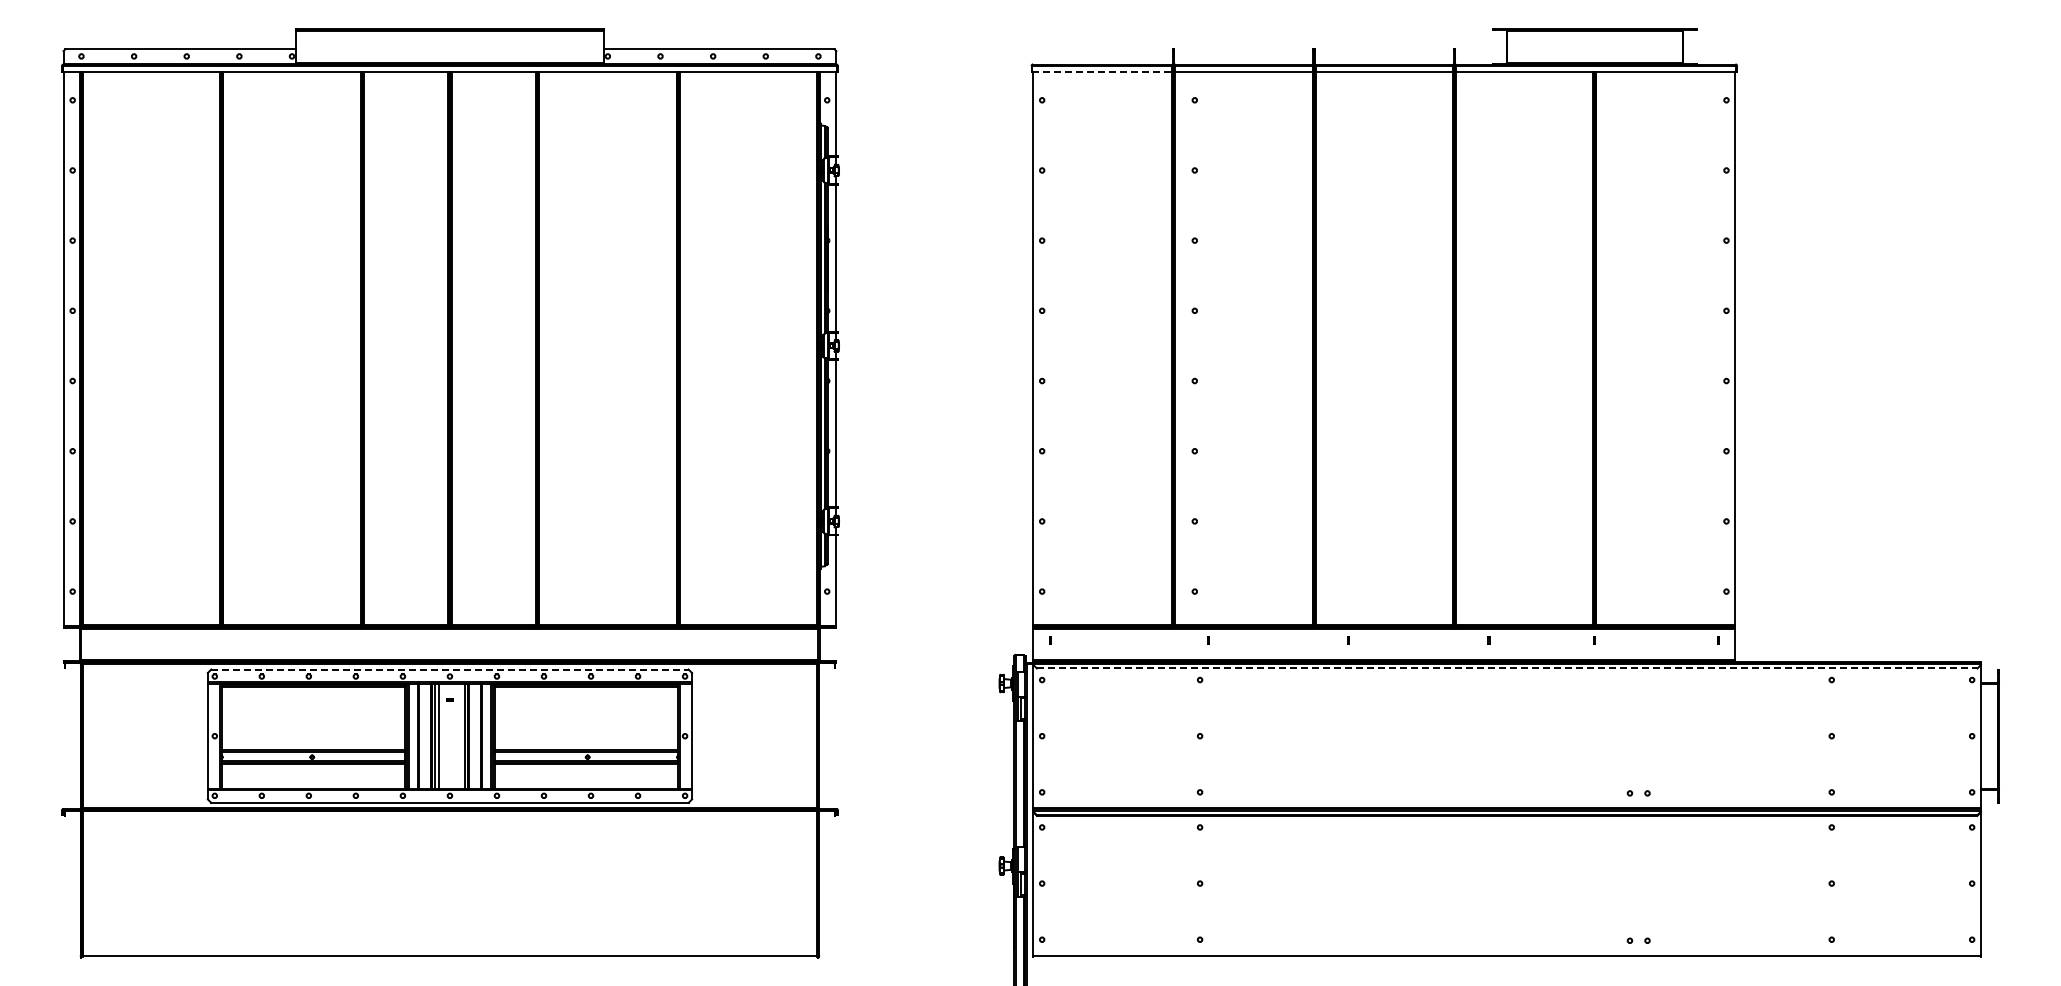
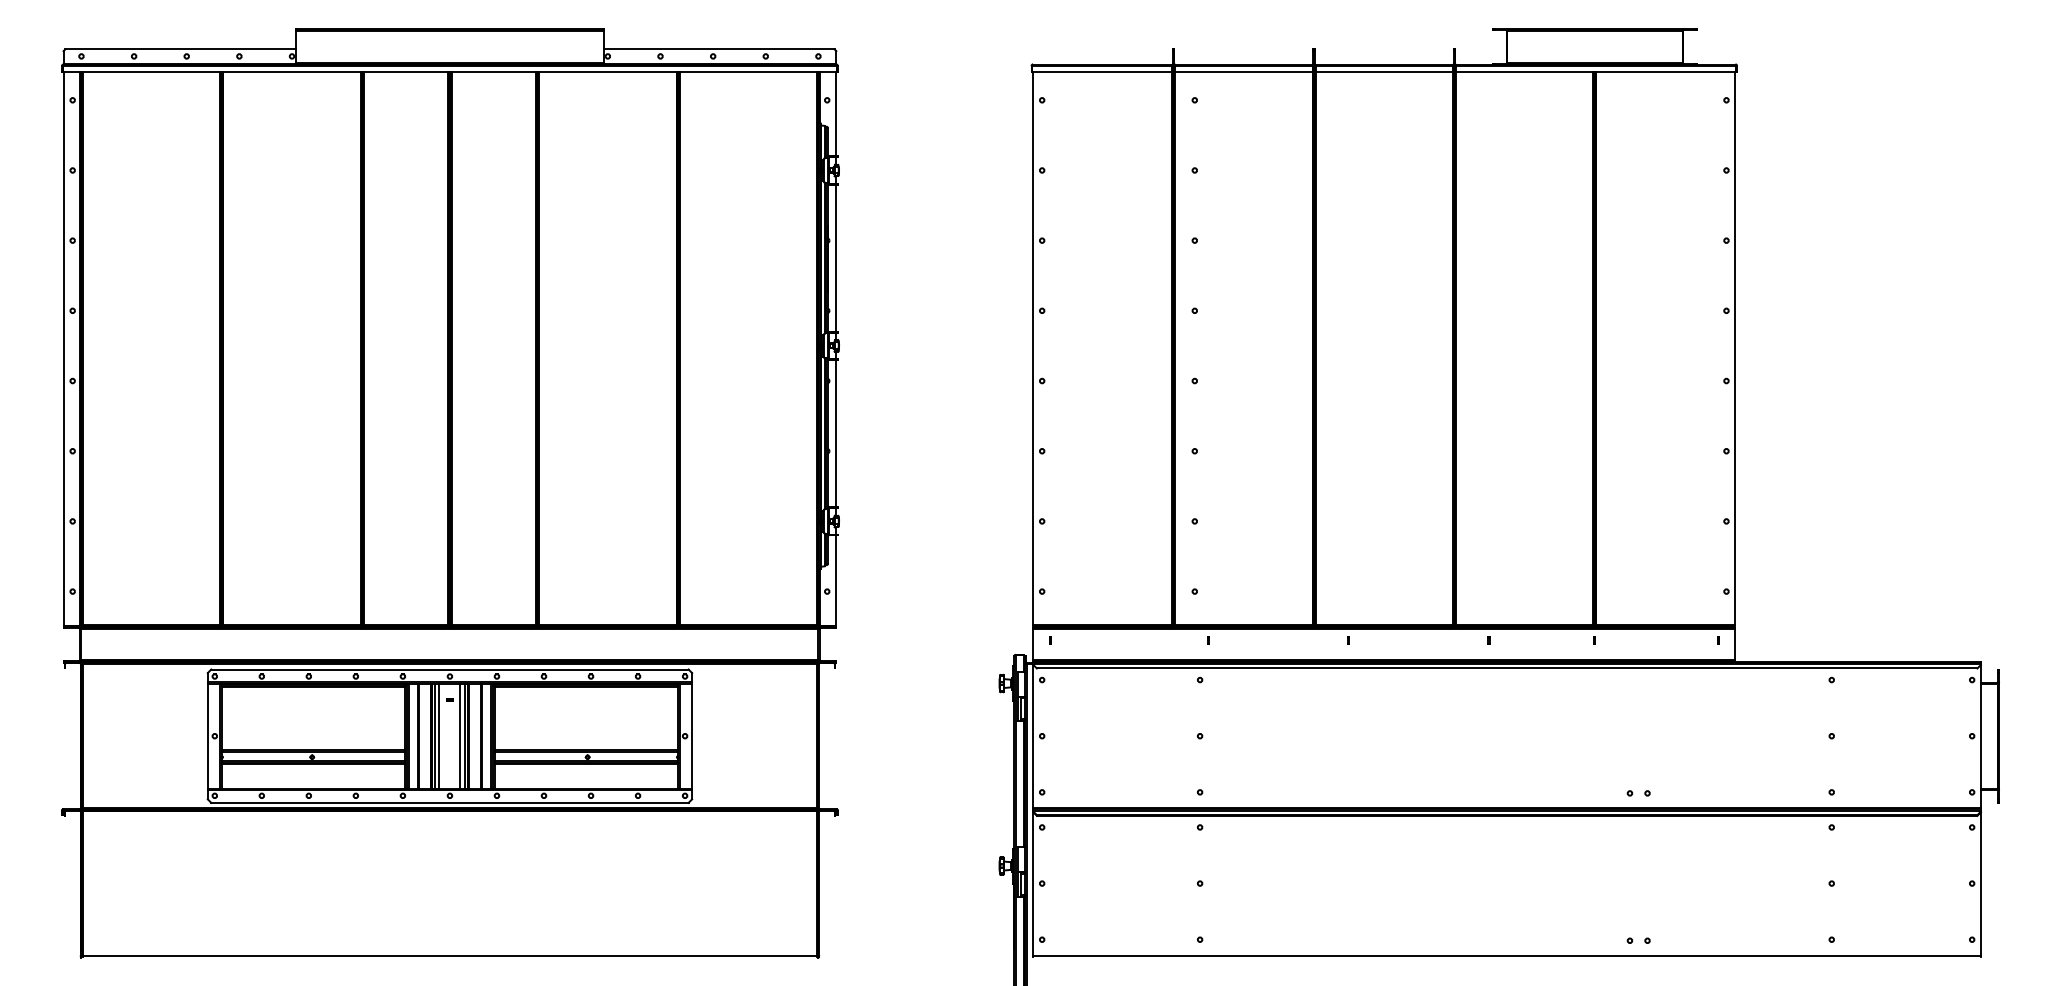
line: dashed -> solid (1102, 71)
line: dashed -> solid (1507, 668)
line: dashed -> solid (449, 669)
line: none -> present (460, 735)
